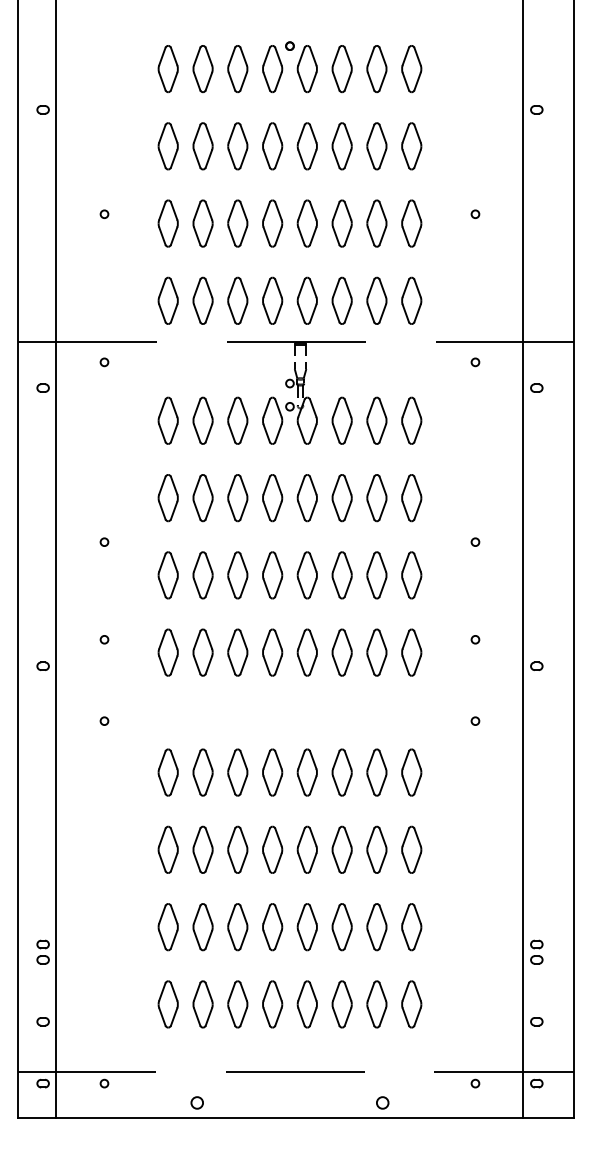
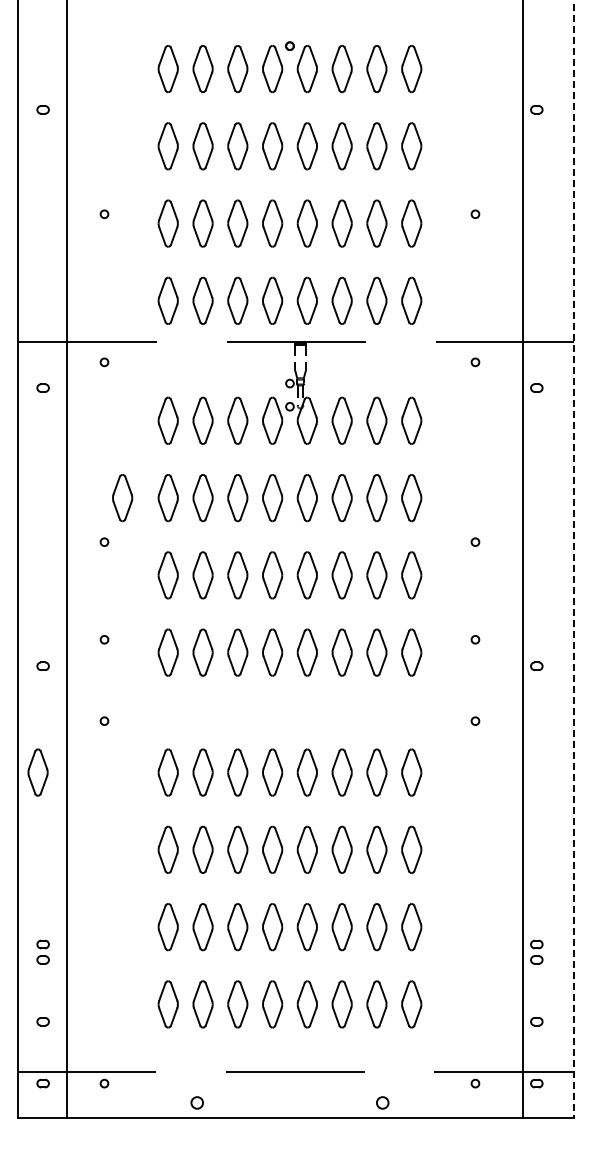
part: none -> present (122, 498)
line: solid -> dashed (573, 559)
line position: (56, 560) -> (67, 560) (67, 560)
part: none -> present (37, 772)
